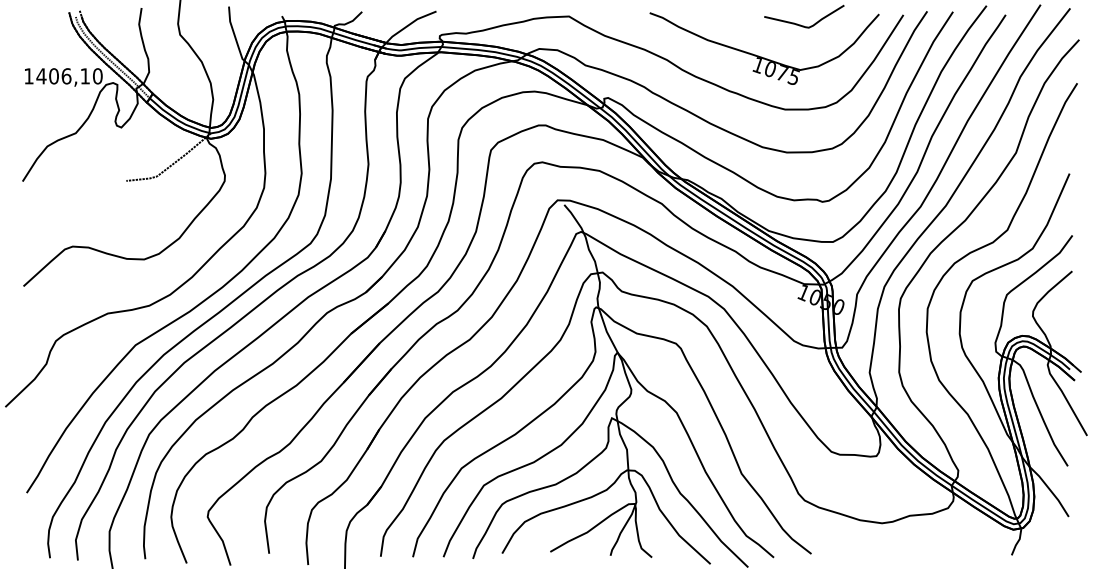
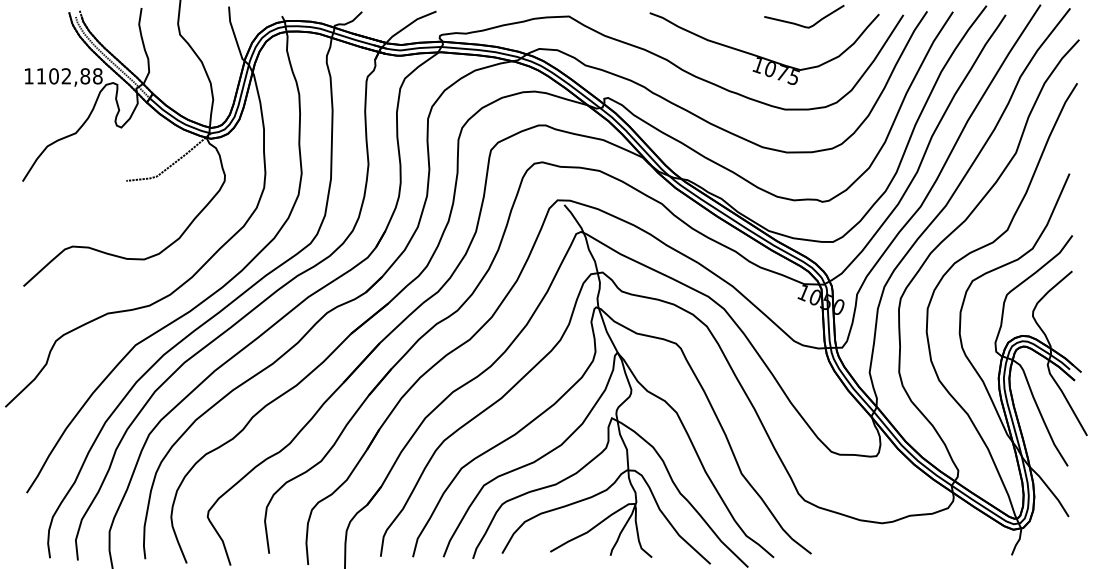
text: 1406,10 -> 1102,88 (69, 76)
